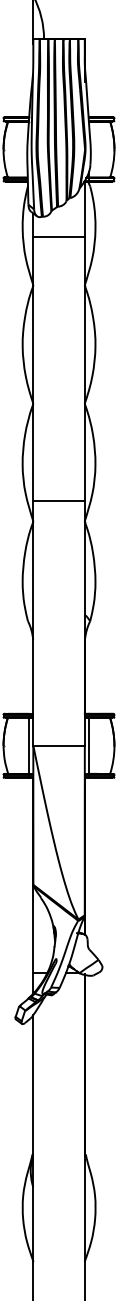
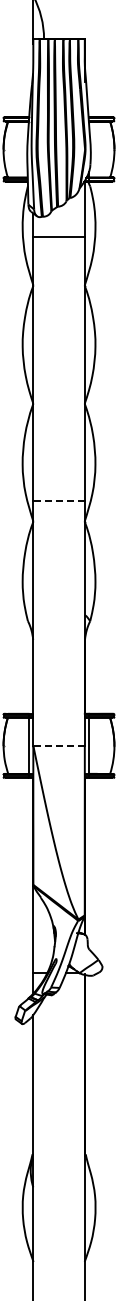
line: solid -> dashed (59, 501)
line: solid -> dashed (59, 745)
